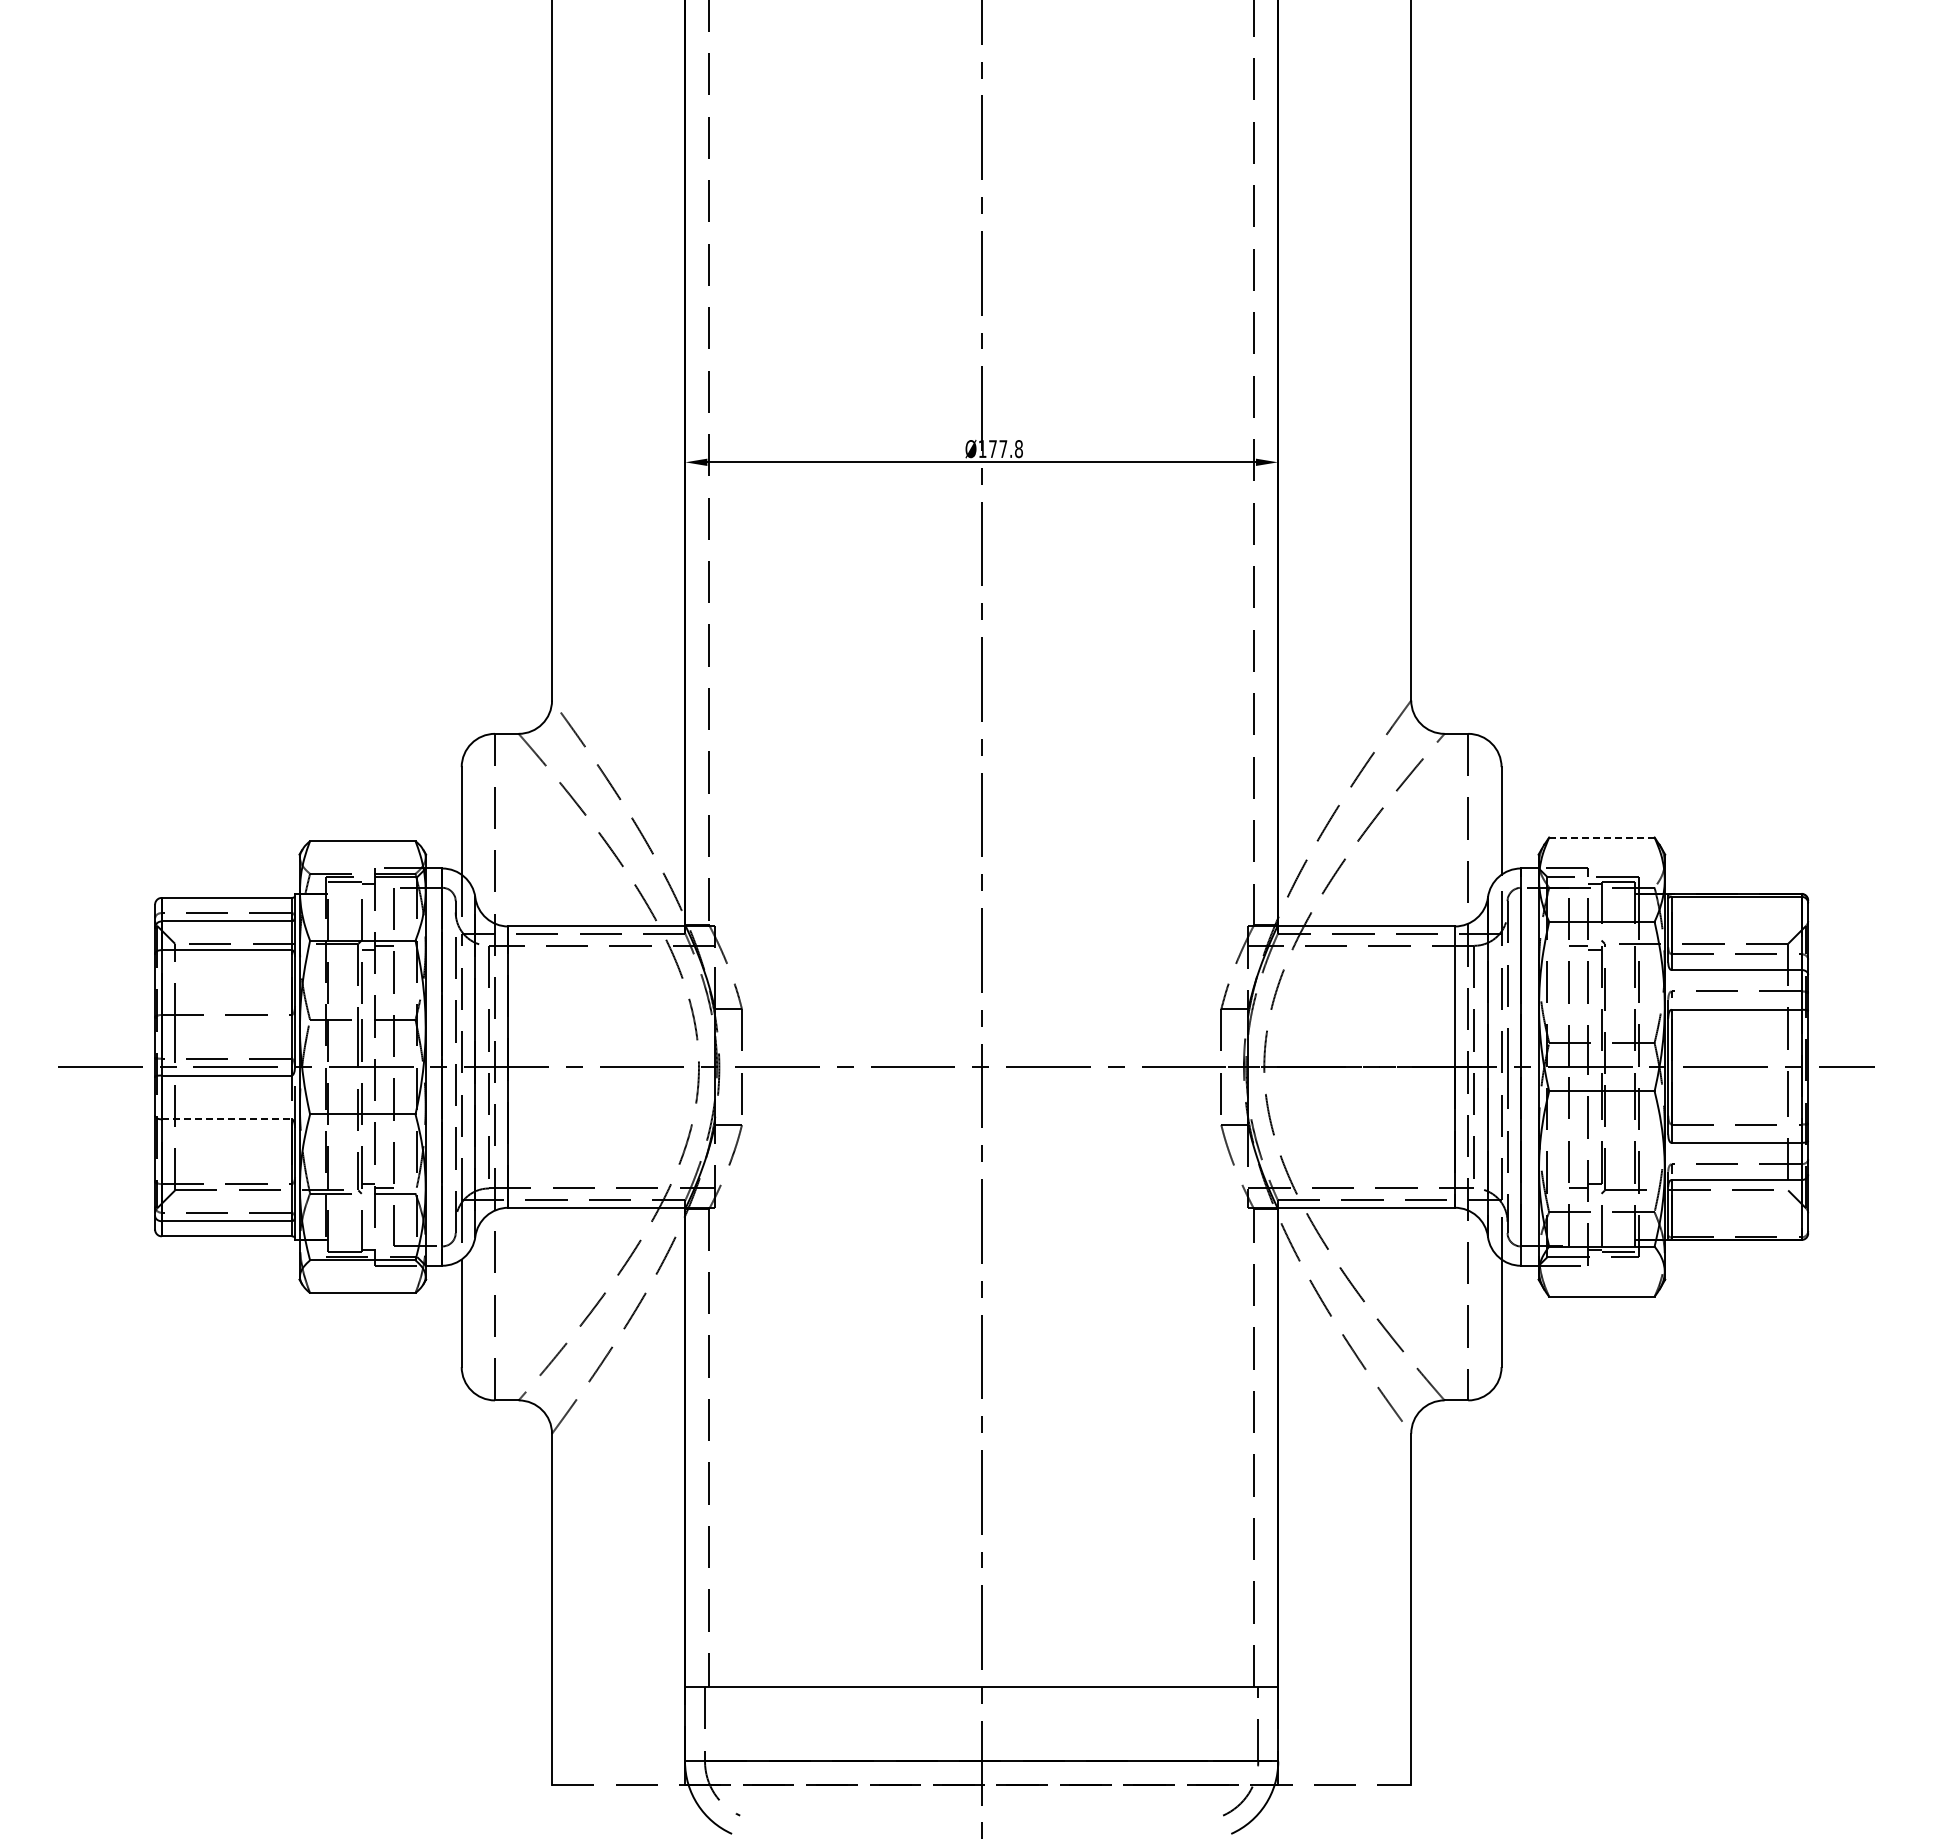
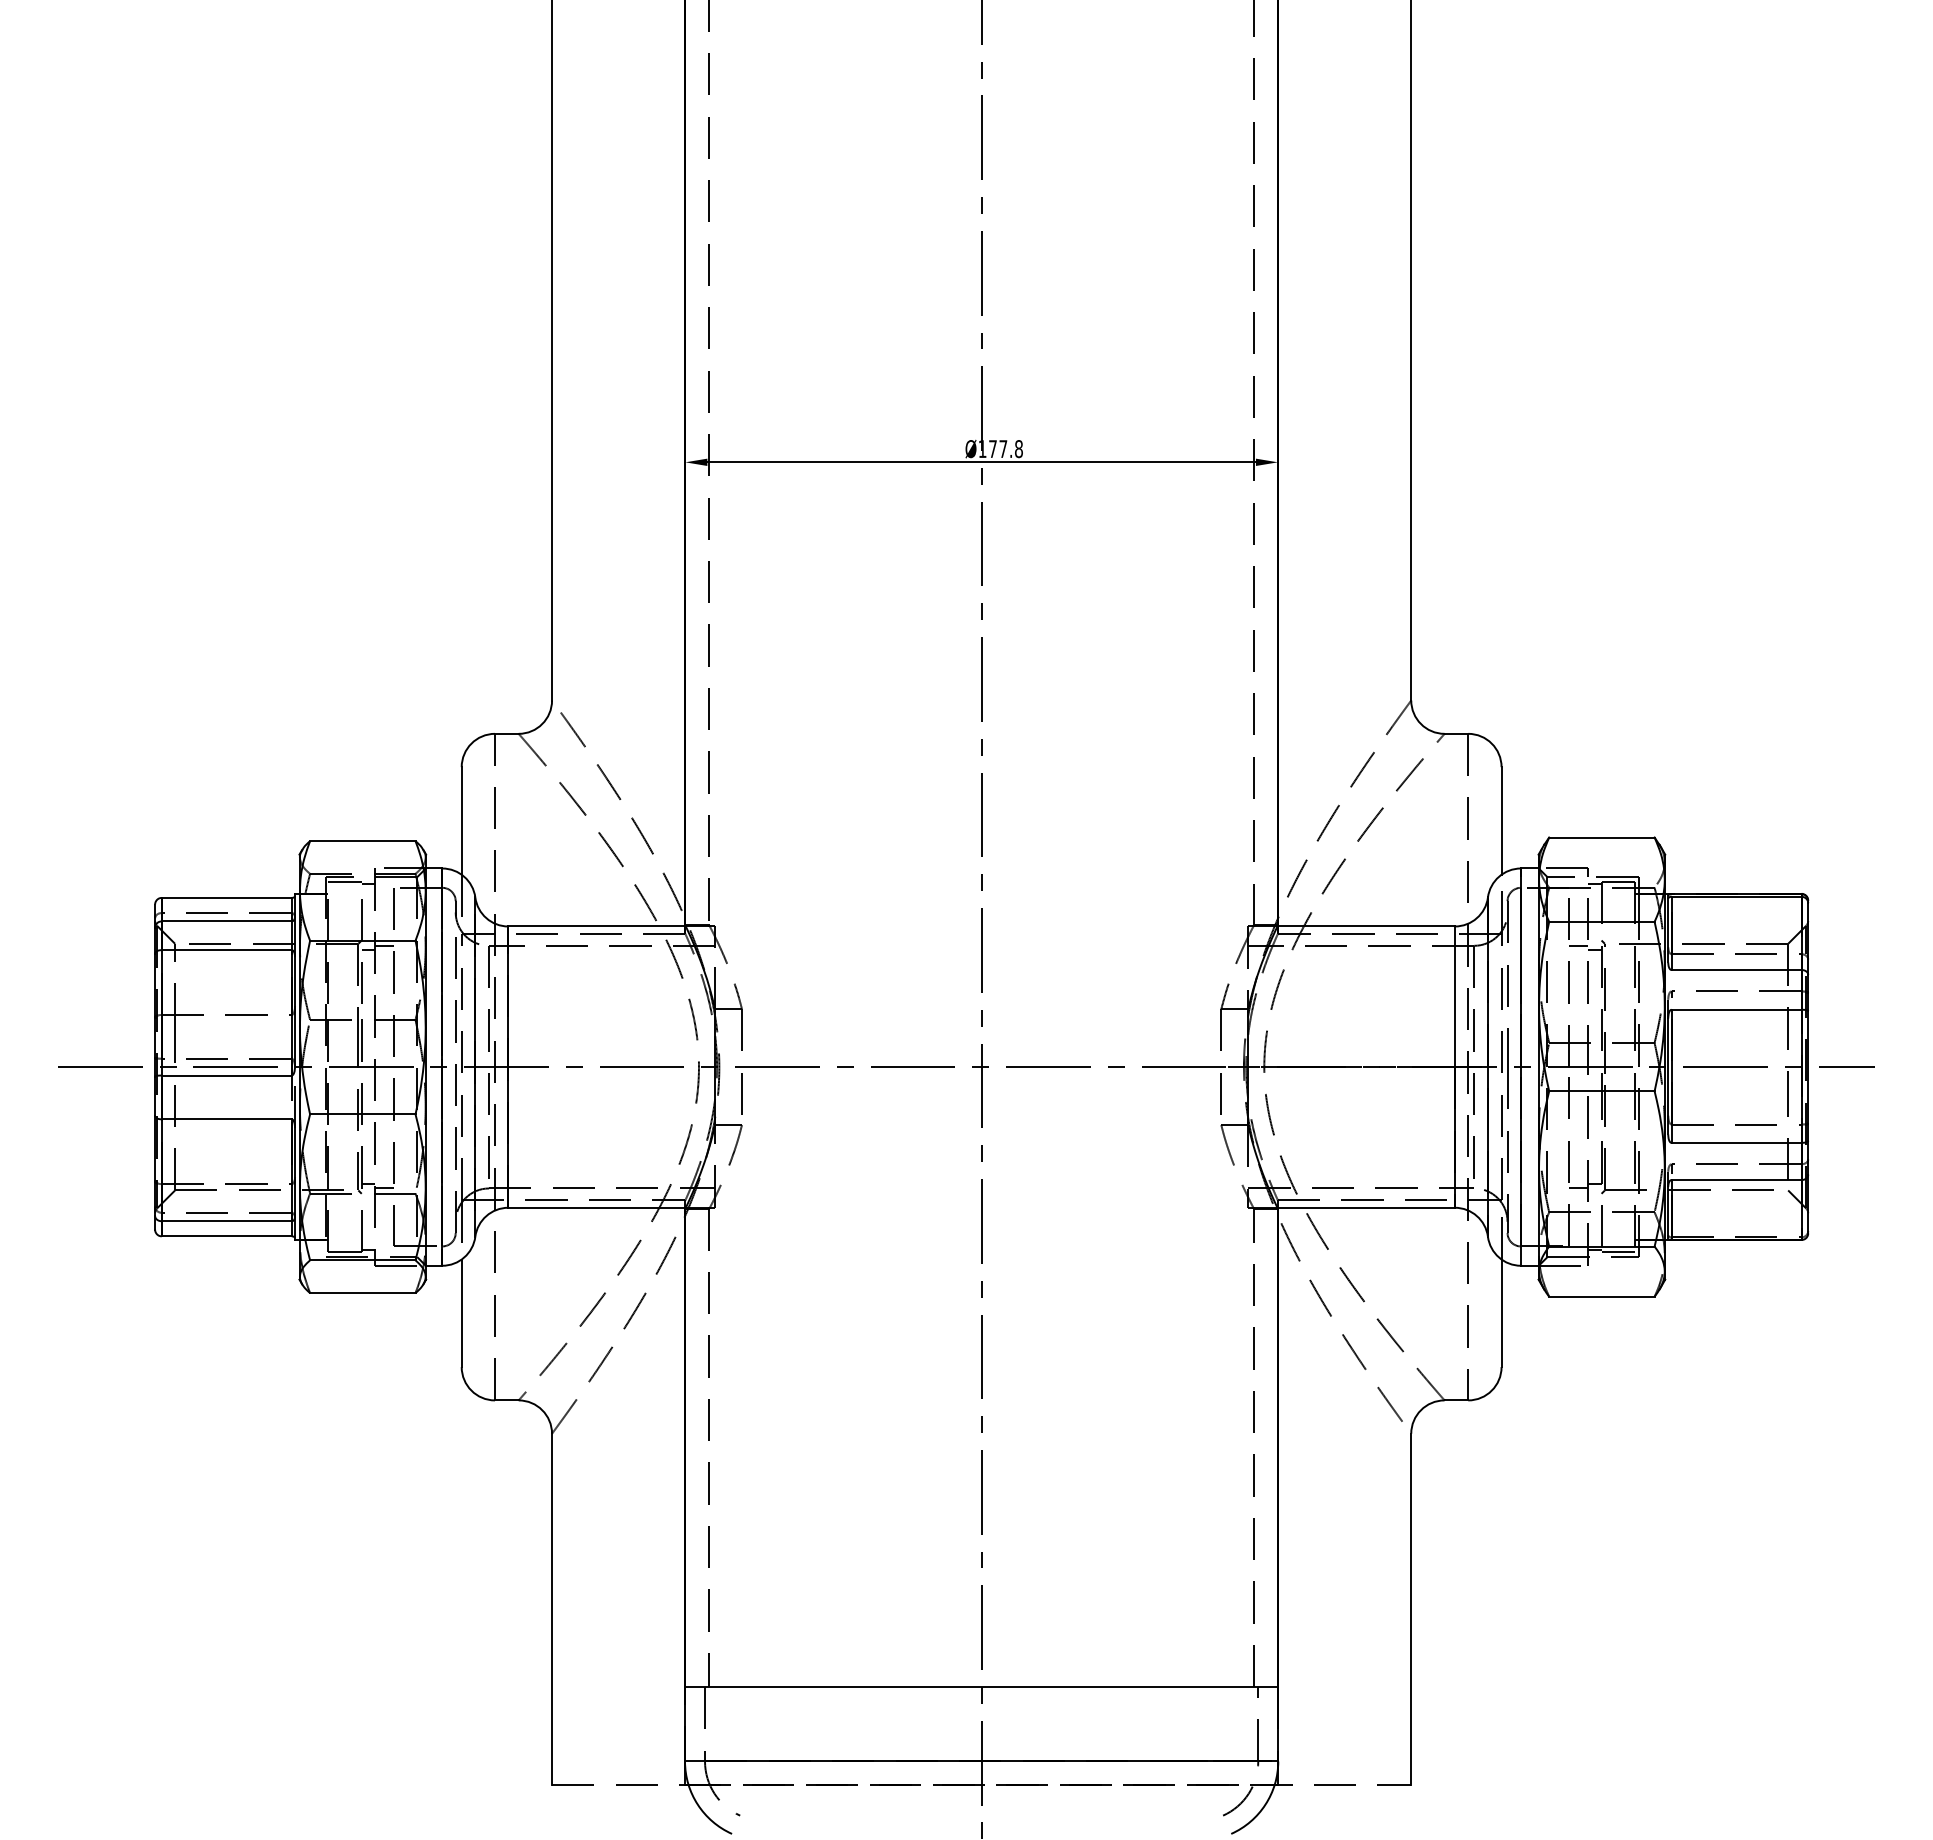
line: dashed -> solid (1601, 837)
line: dashed -> solid (226, 1119)
